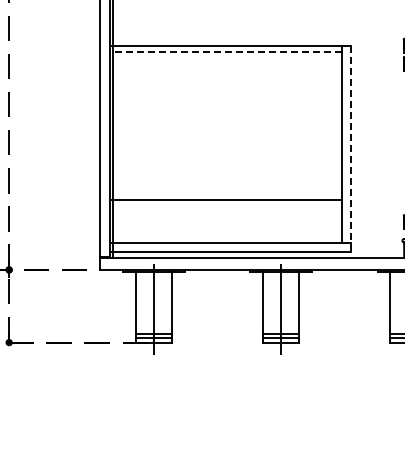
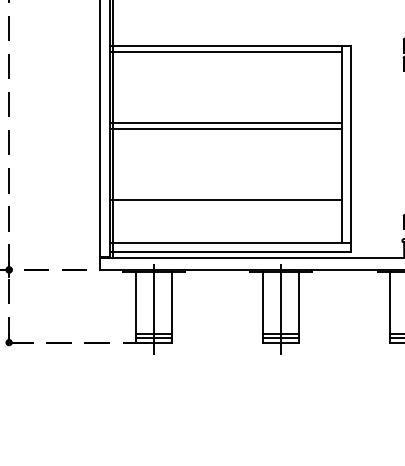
line: dashed -> solid (225, 52)
line: none -> present (225, 123)
line: none -> present (225, 129)
line: dashed -> solid (350, 149)
